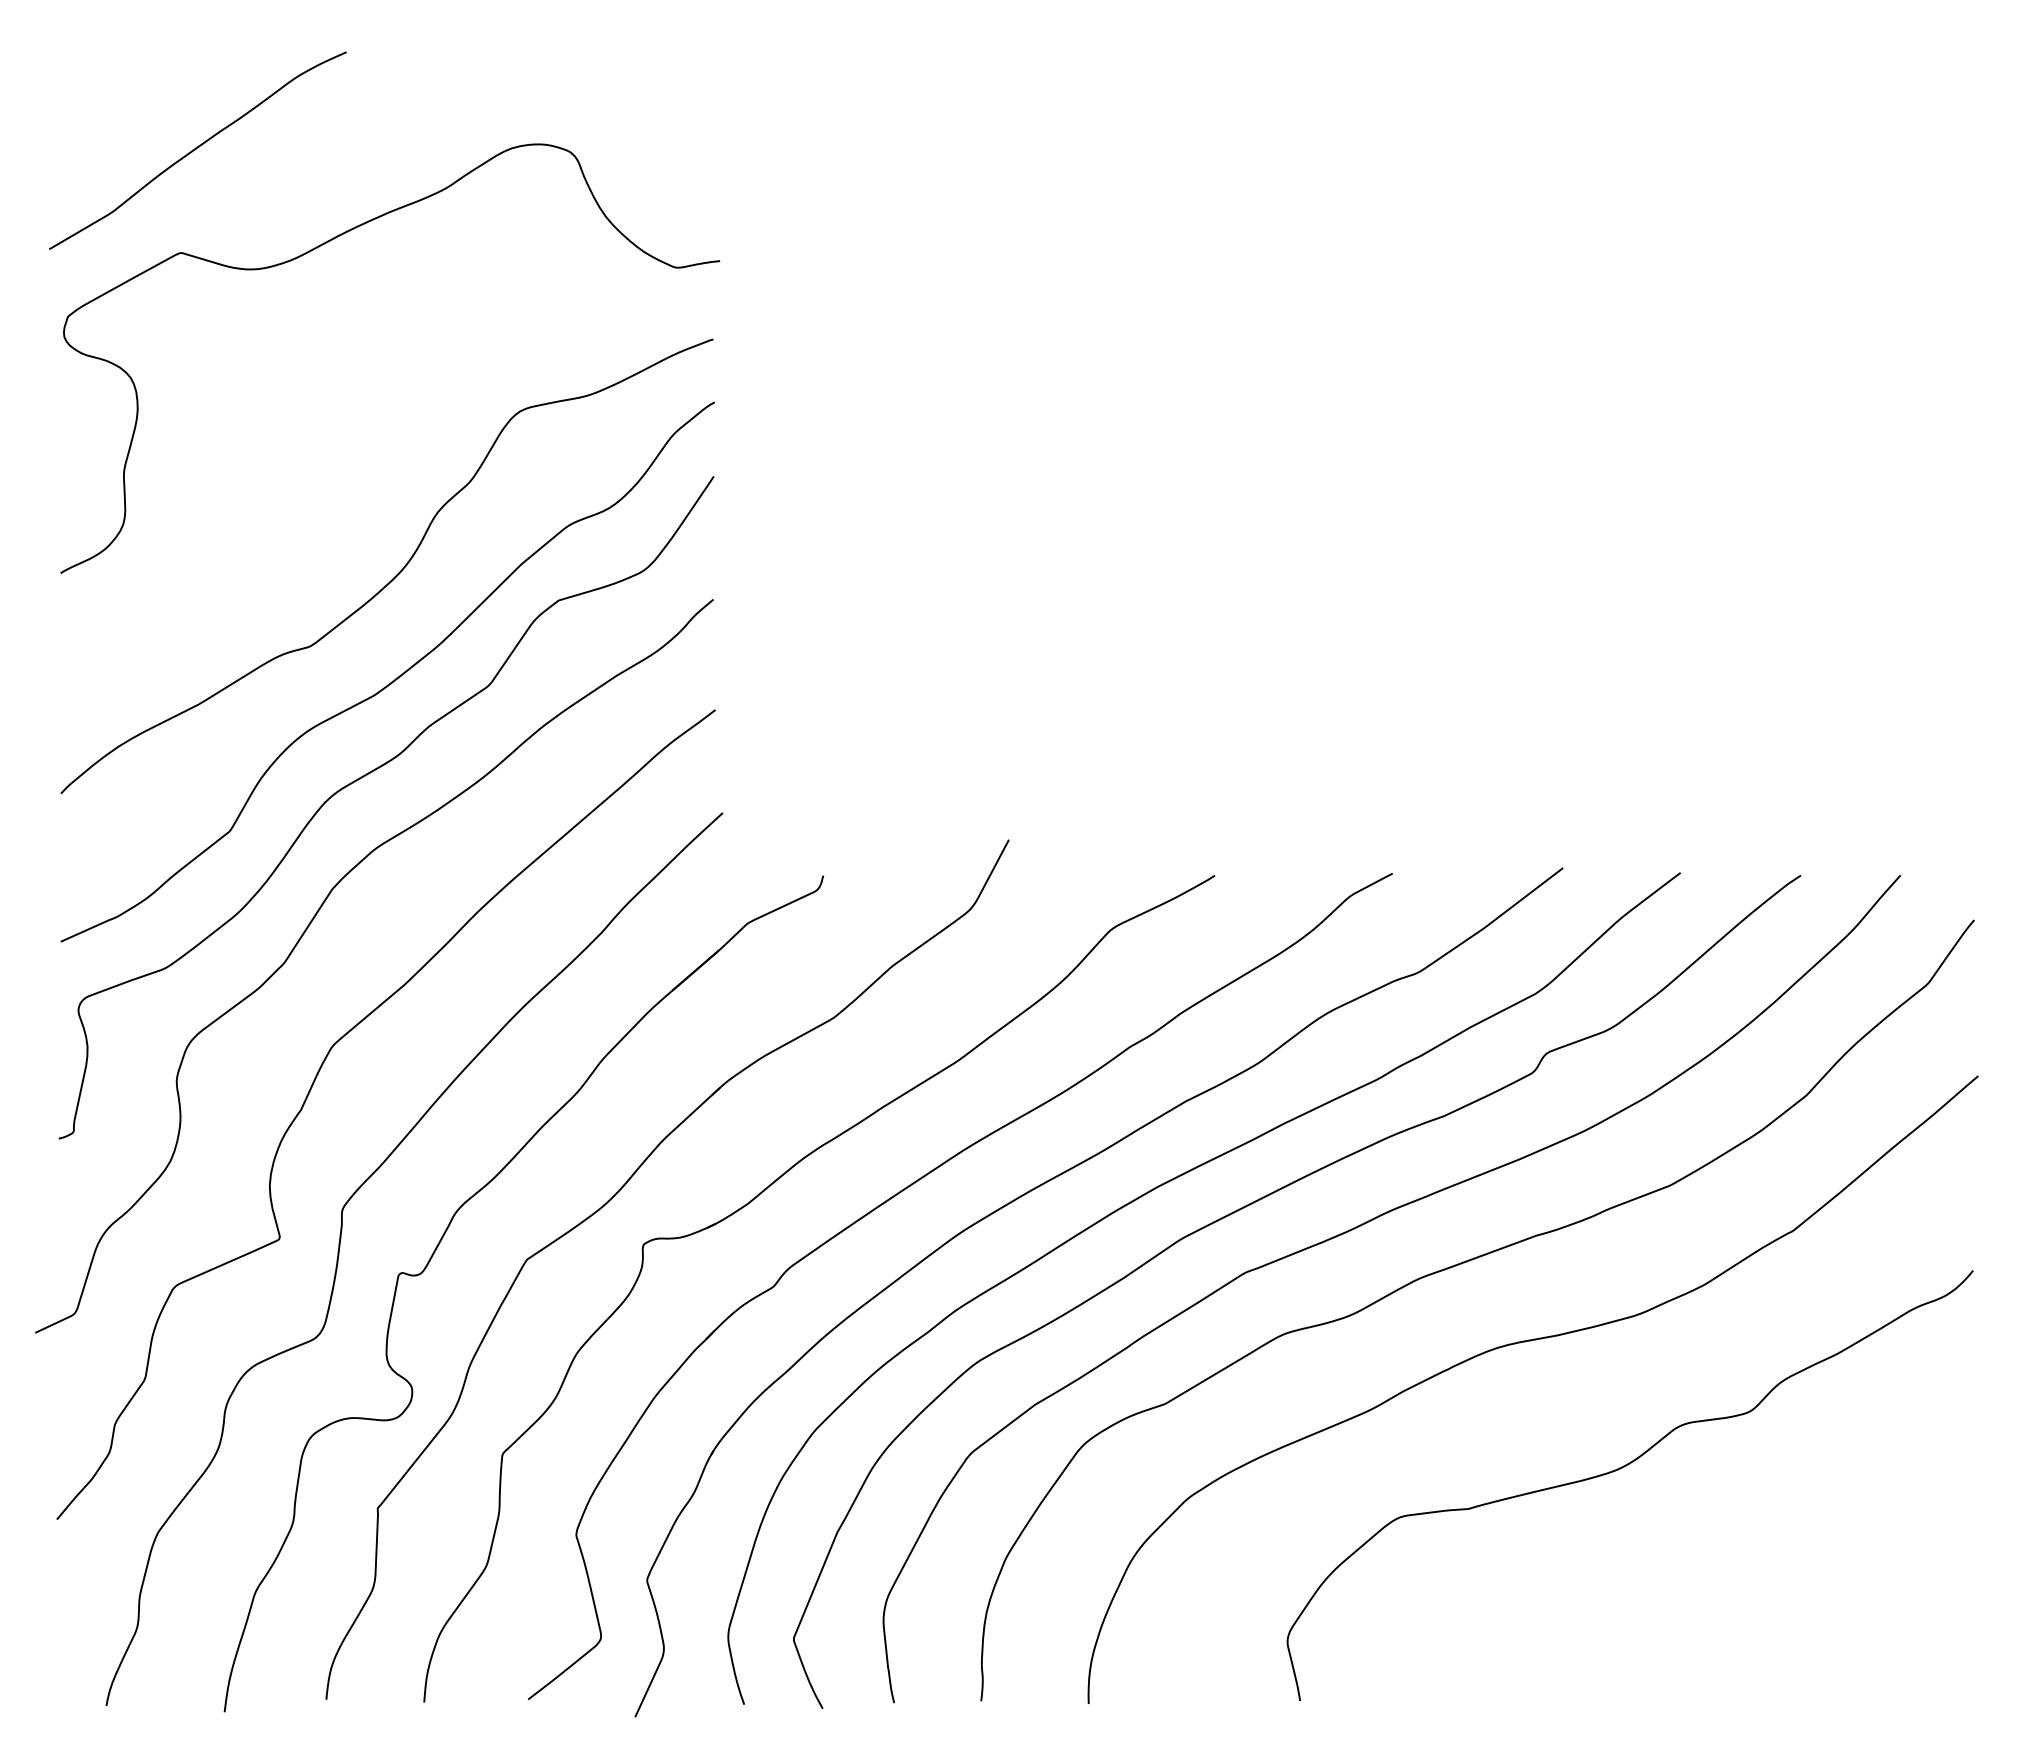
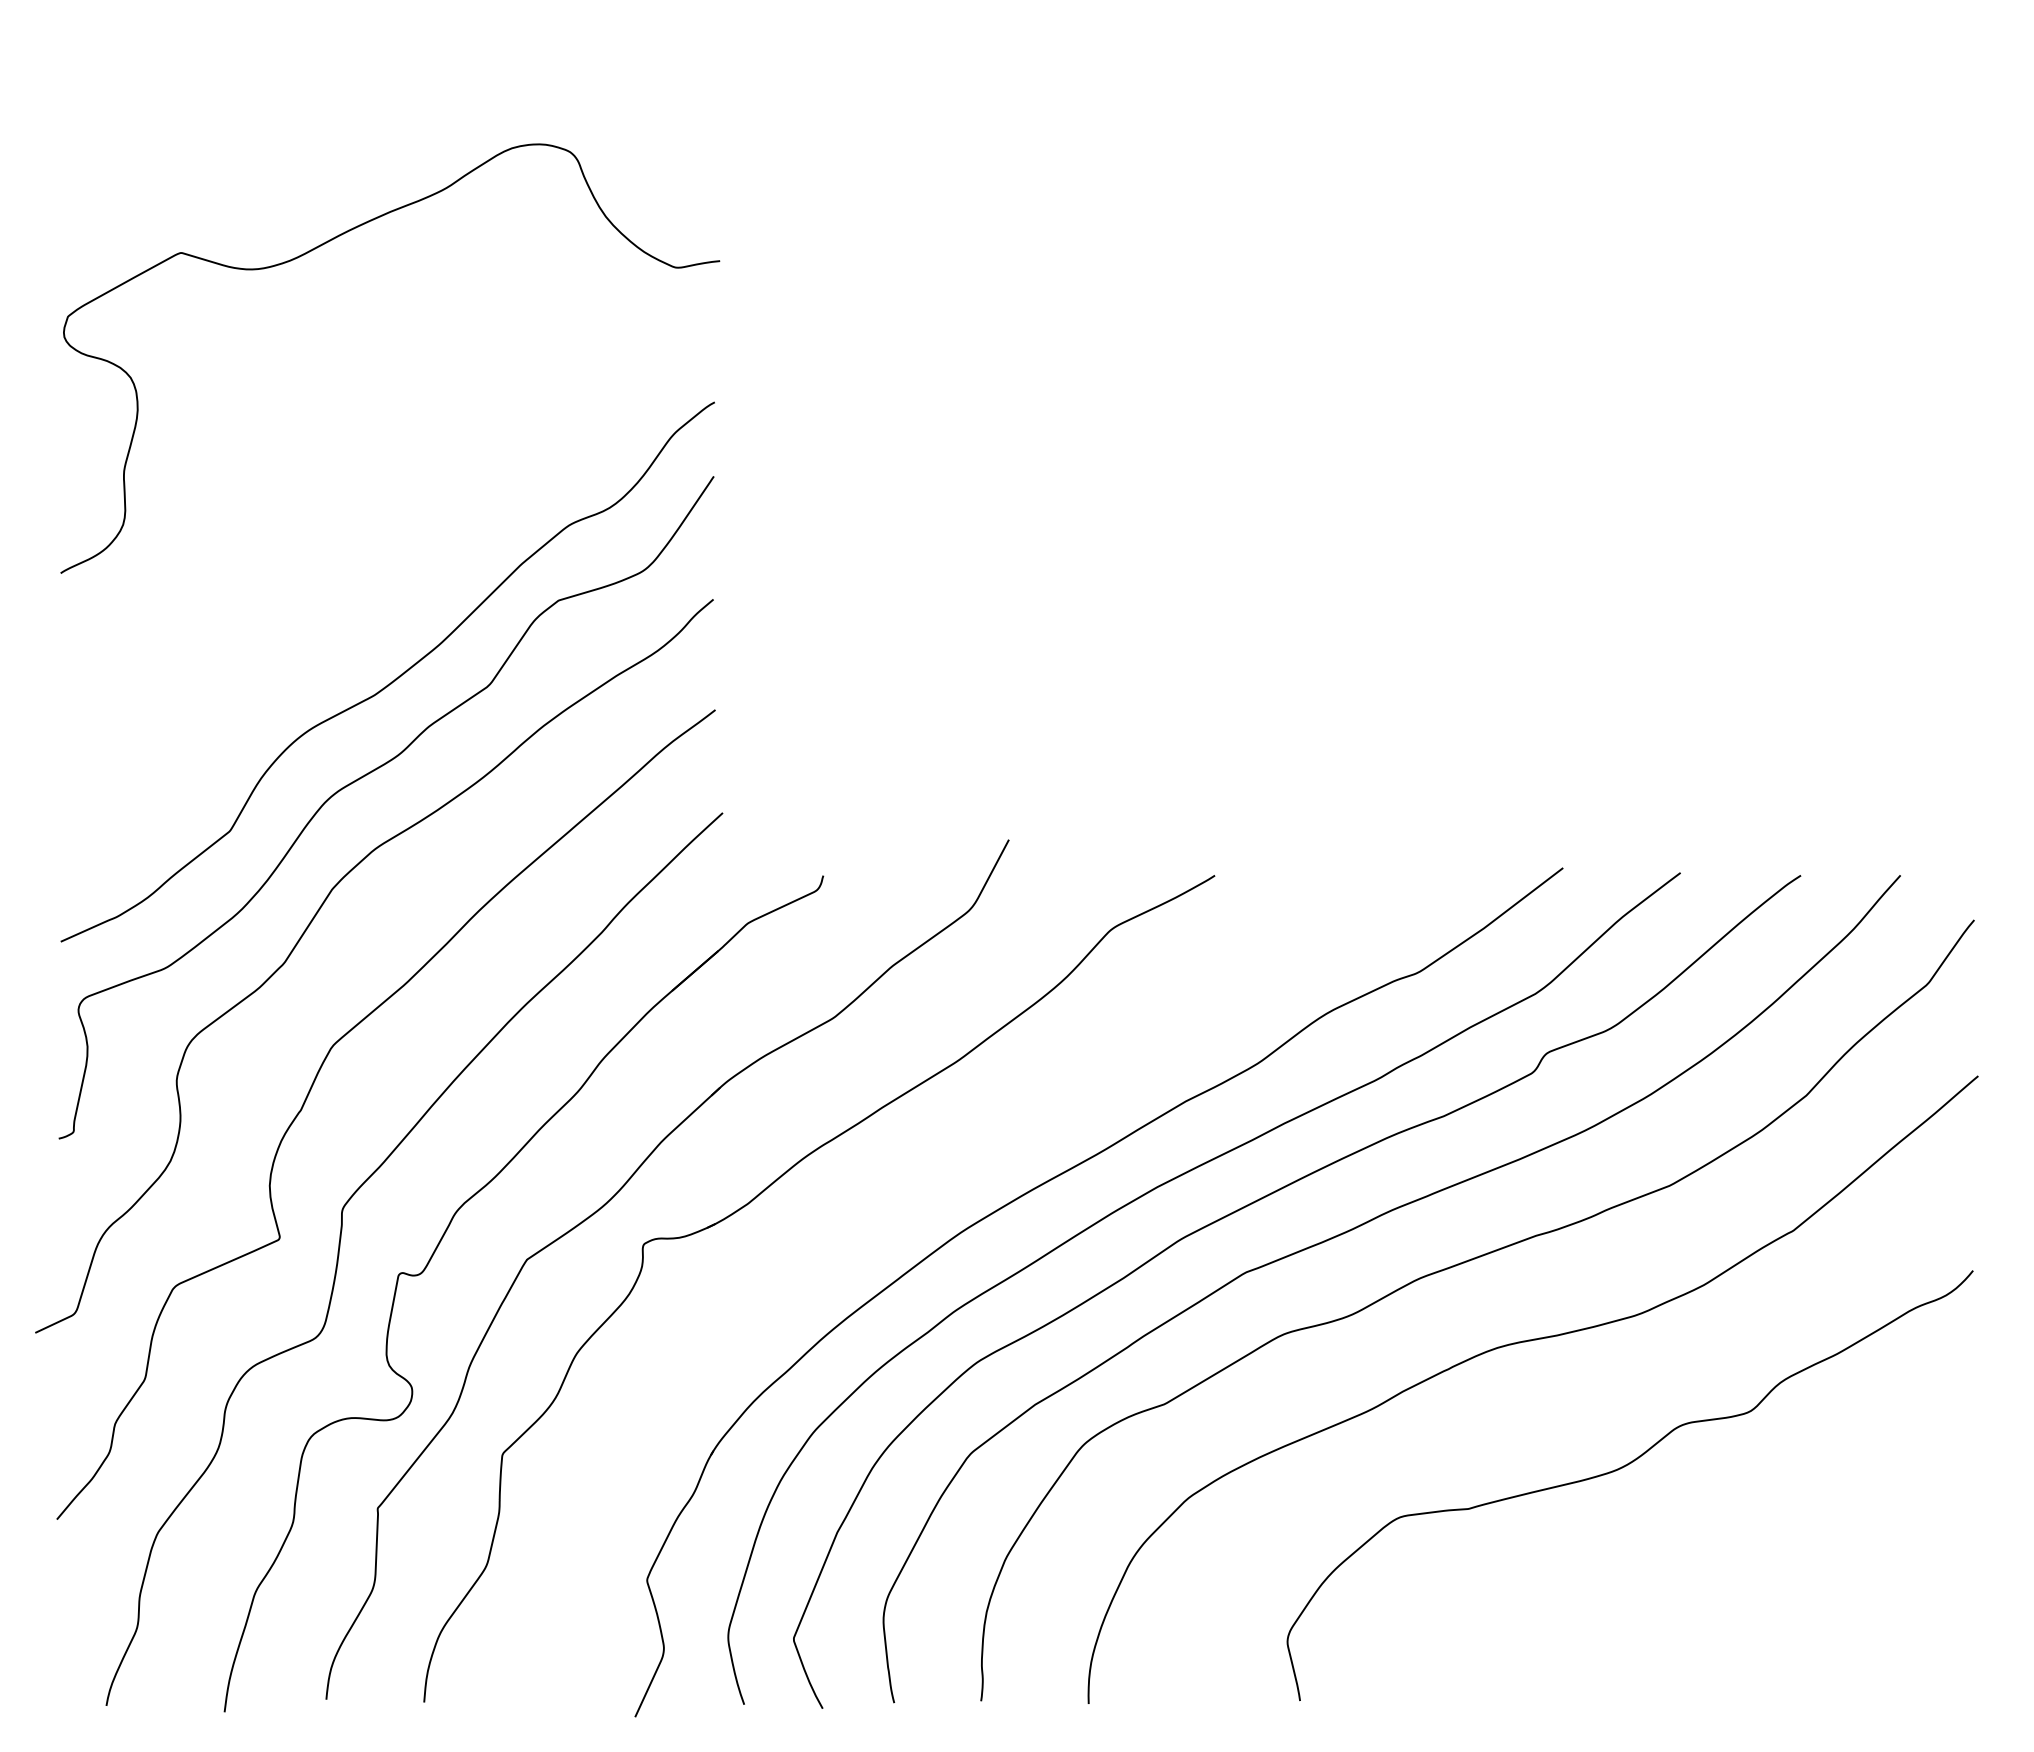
curve: present -> none (196, 149)
curve: present -> none (395, 575)
part: present -> none (900, 1193)
